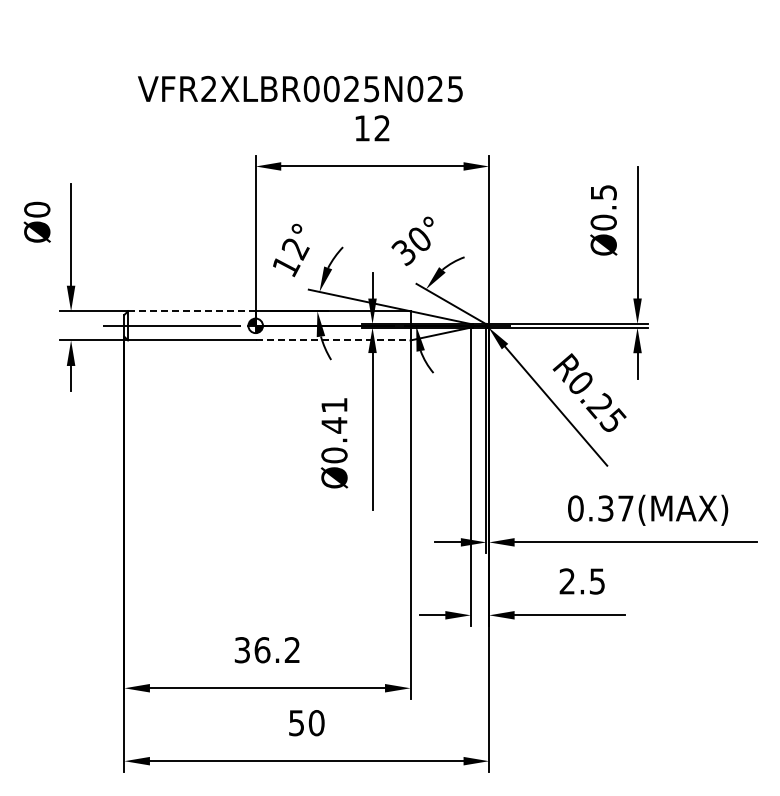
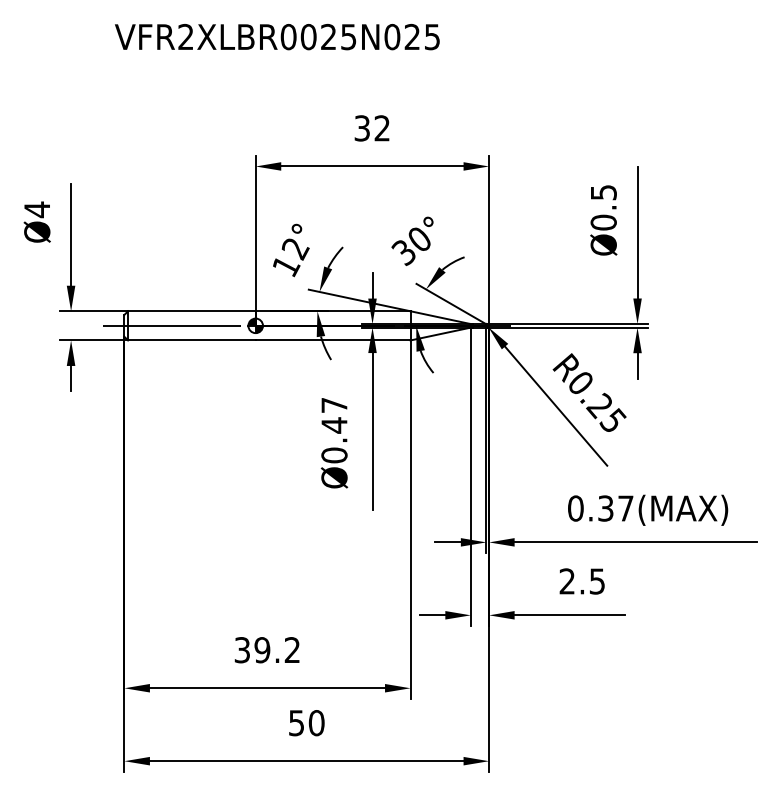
text position: (300, 89) -> (277, 37) (277, 37)
text: 12 -> 32 (361, 128)
text: Ø0 -> Ø4 (37, 209)
line: dashed -> solid (191, 311)
line: dashed -> solid (333, 340)
text: Ø0.41 -> Ø0.47 (334, 405)
text: 36.2 -> 39.2 (262, 650)
